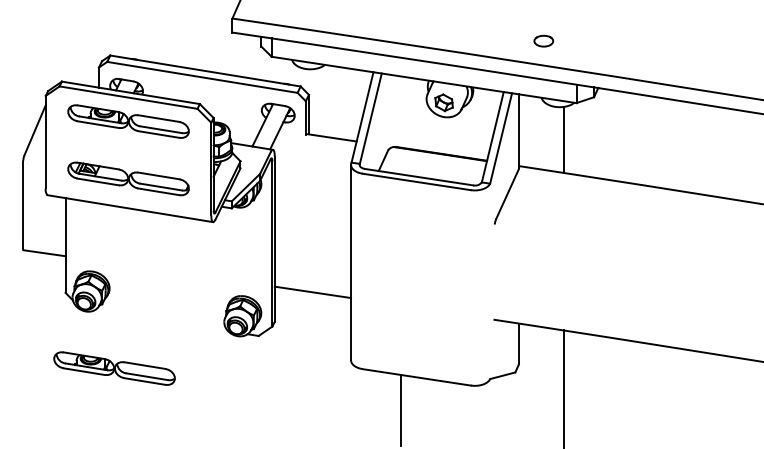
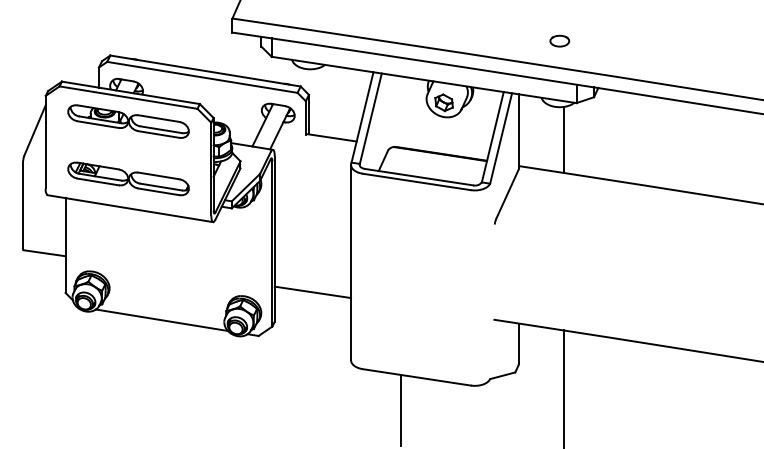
part position: (543, 40) -> (559, 40) (559, 40)
line: none -> present (161, 320)
part: present -> none (114, 368)
